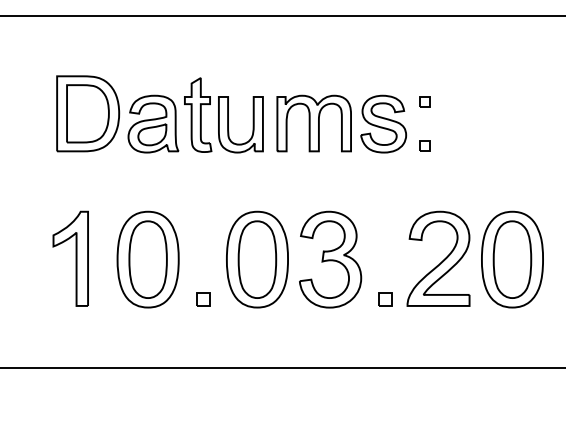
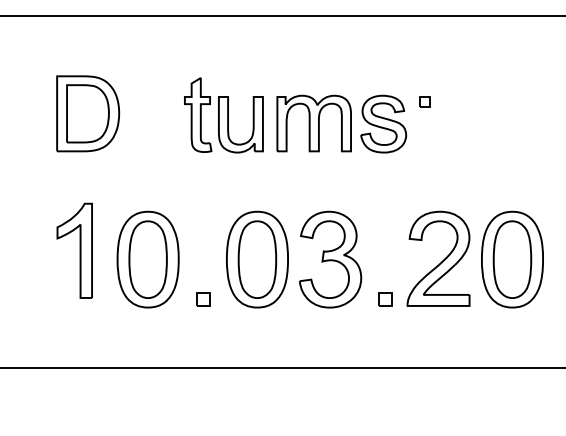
part: present -> none (153, 123)
part: present -> none (424, 145)
part position: (70, 258) -> (74, 250) (74, 250)
